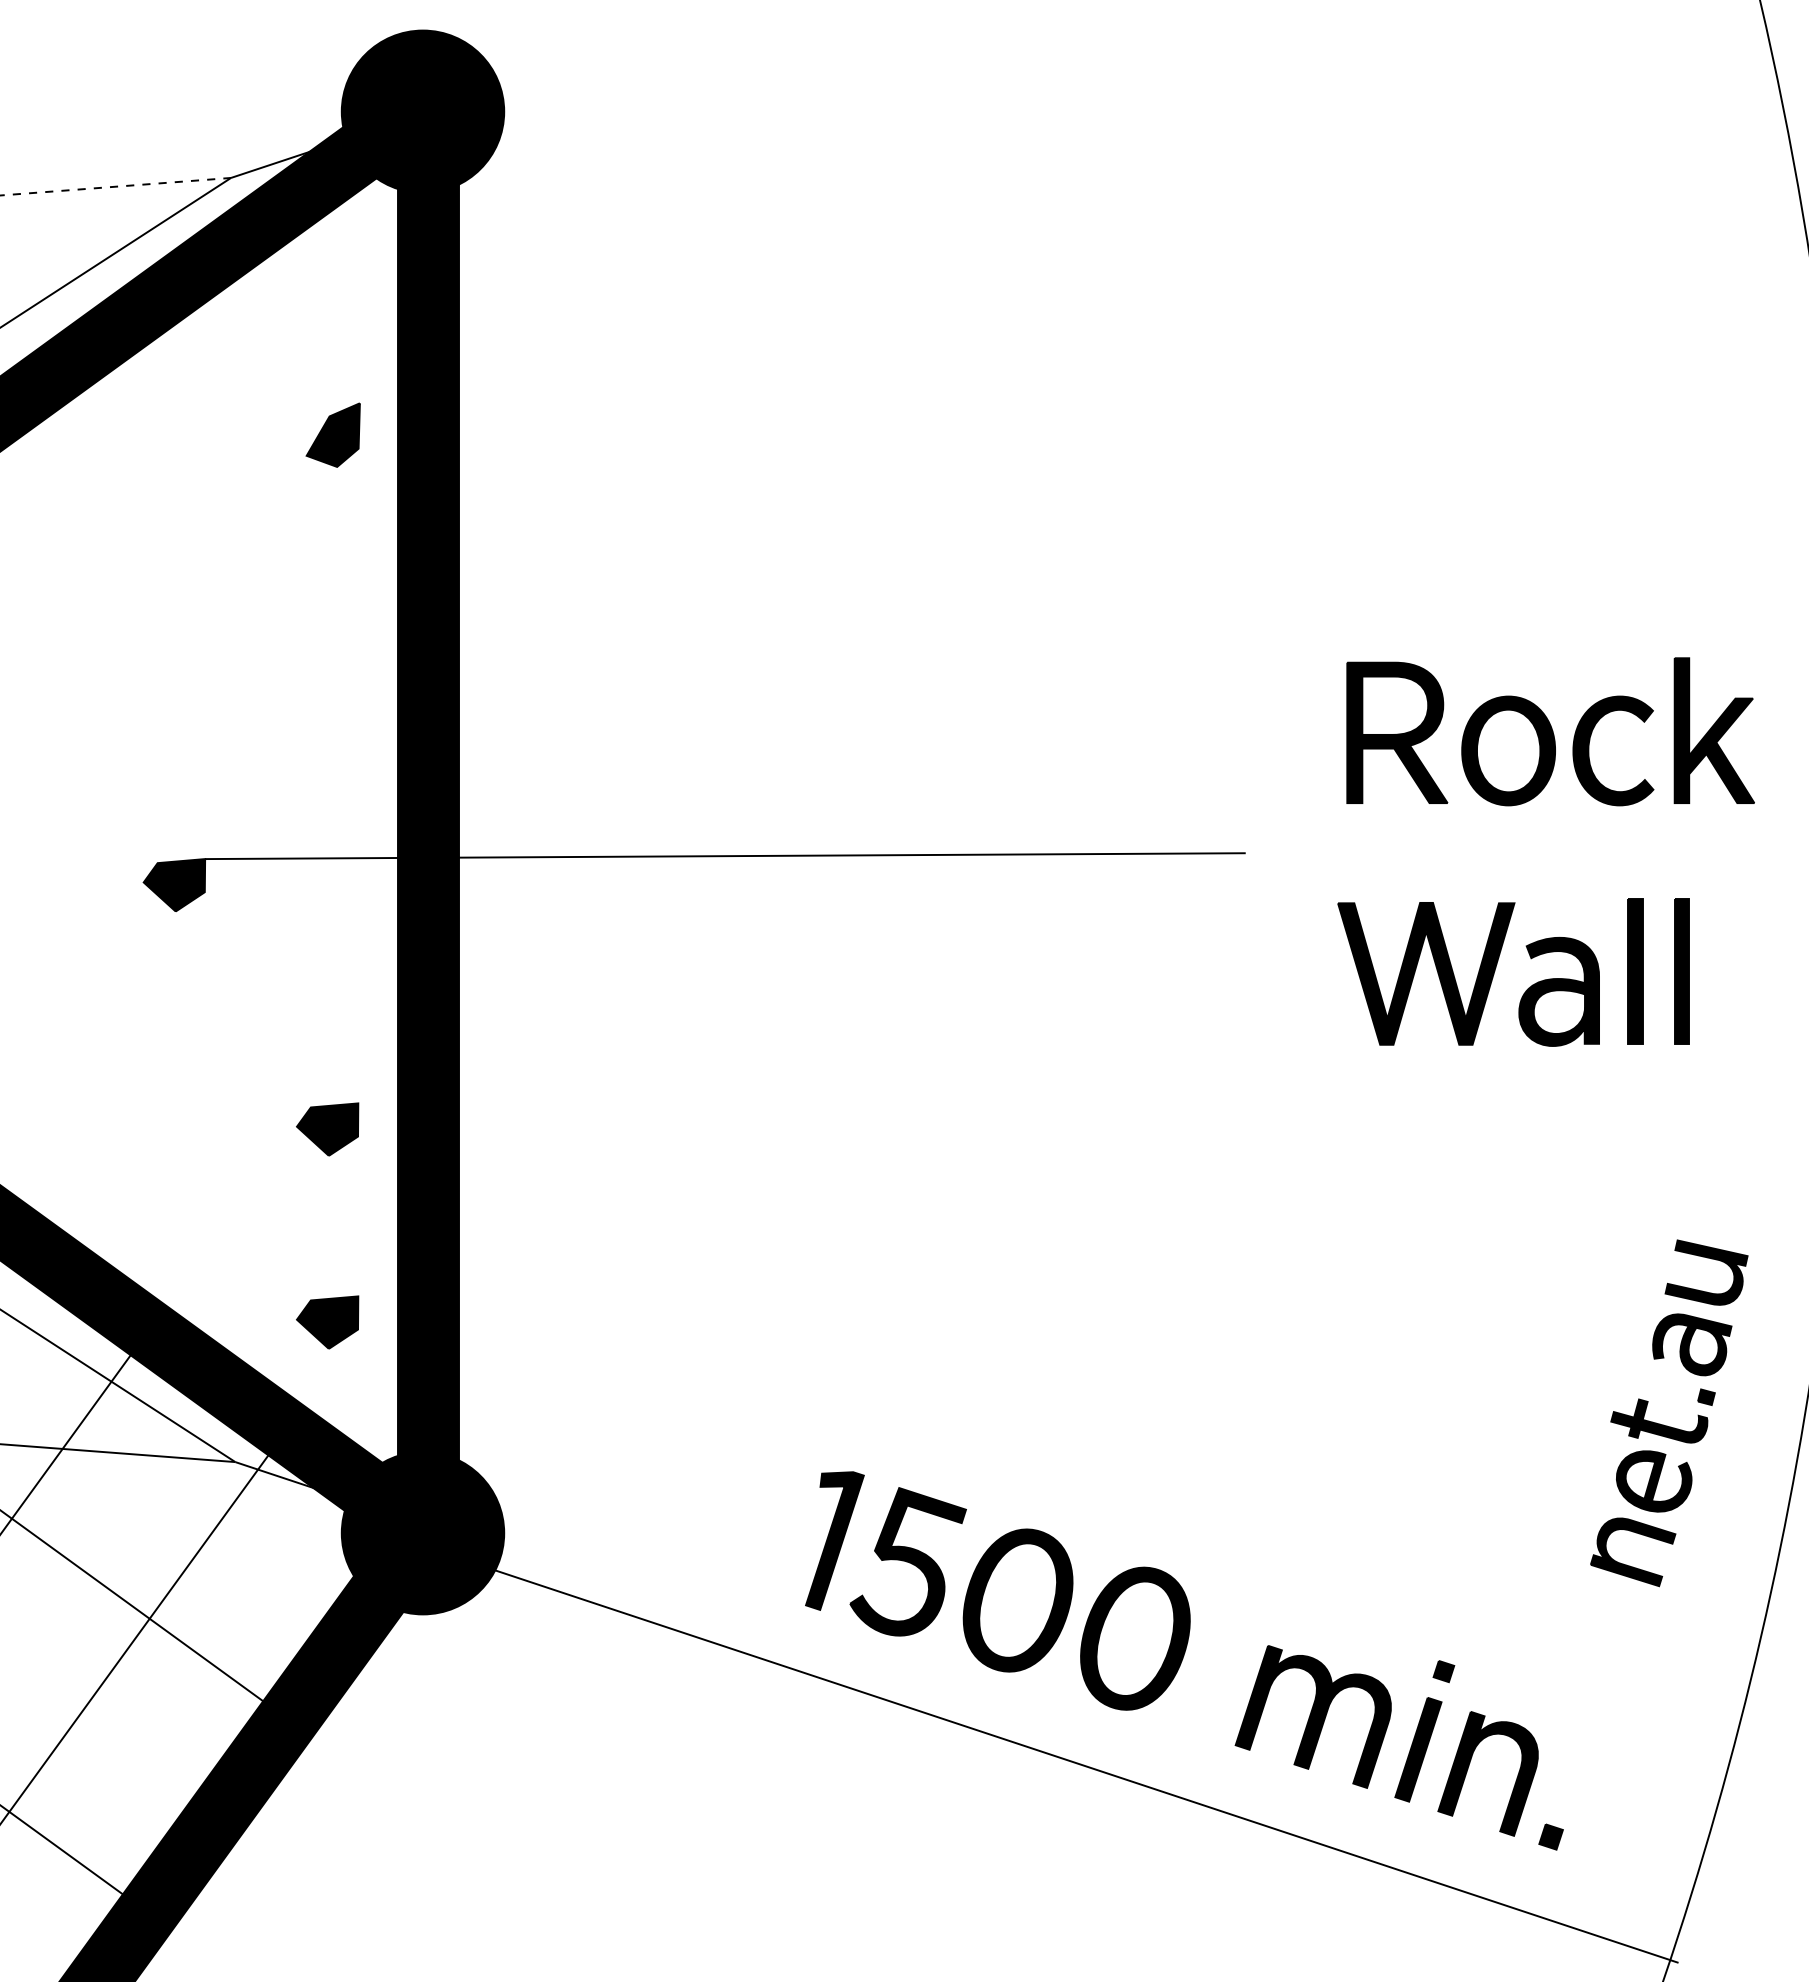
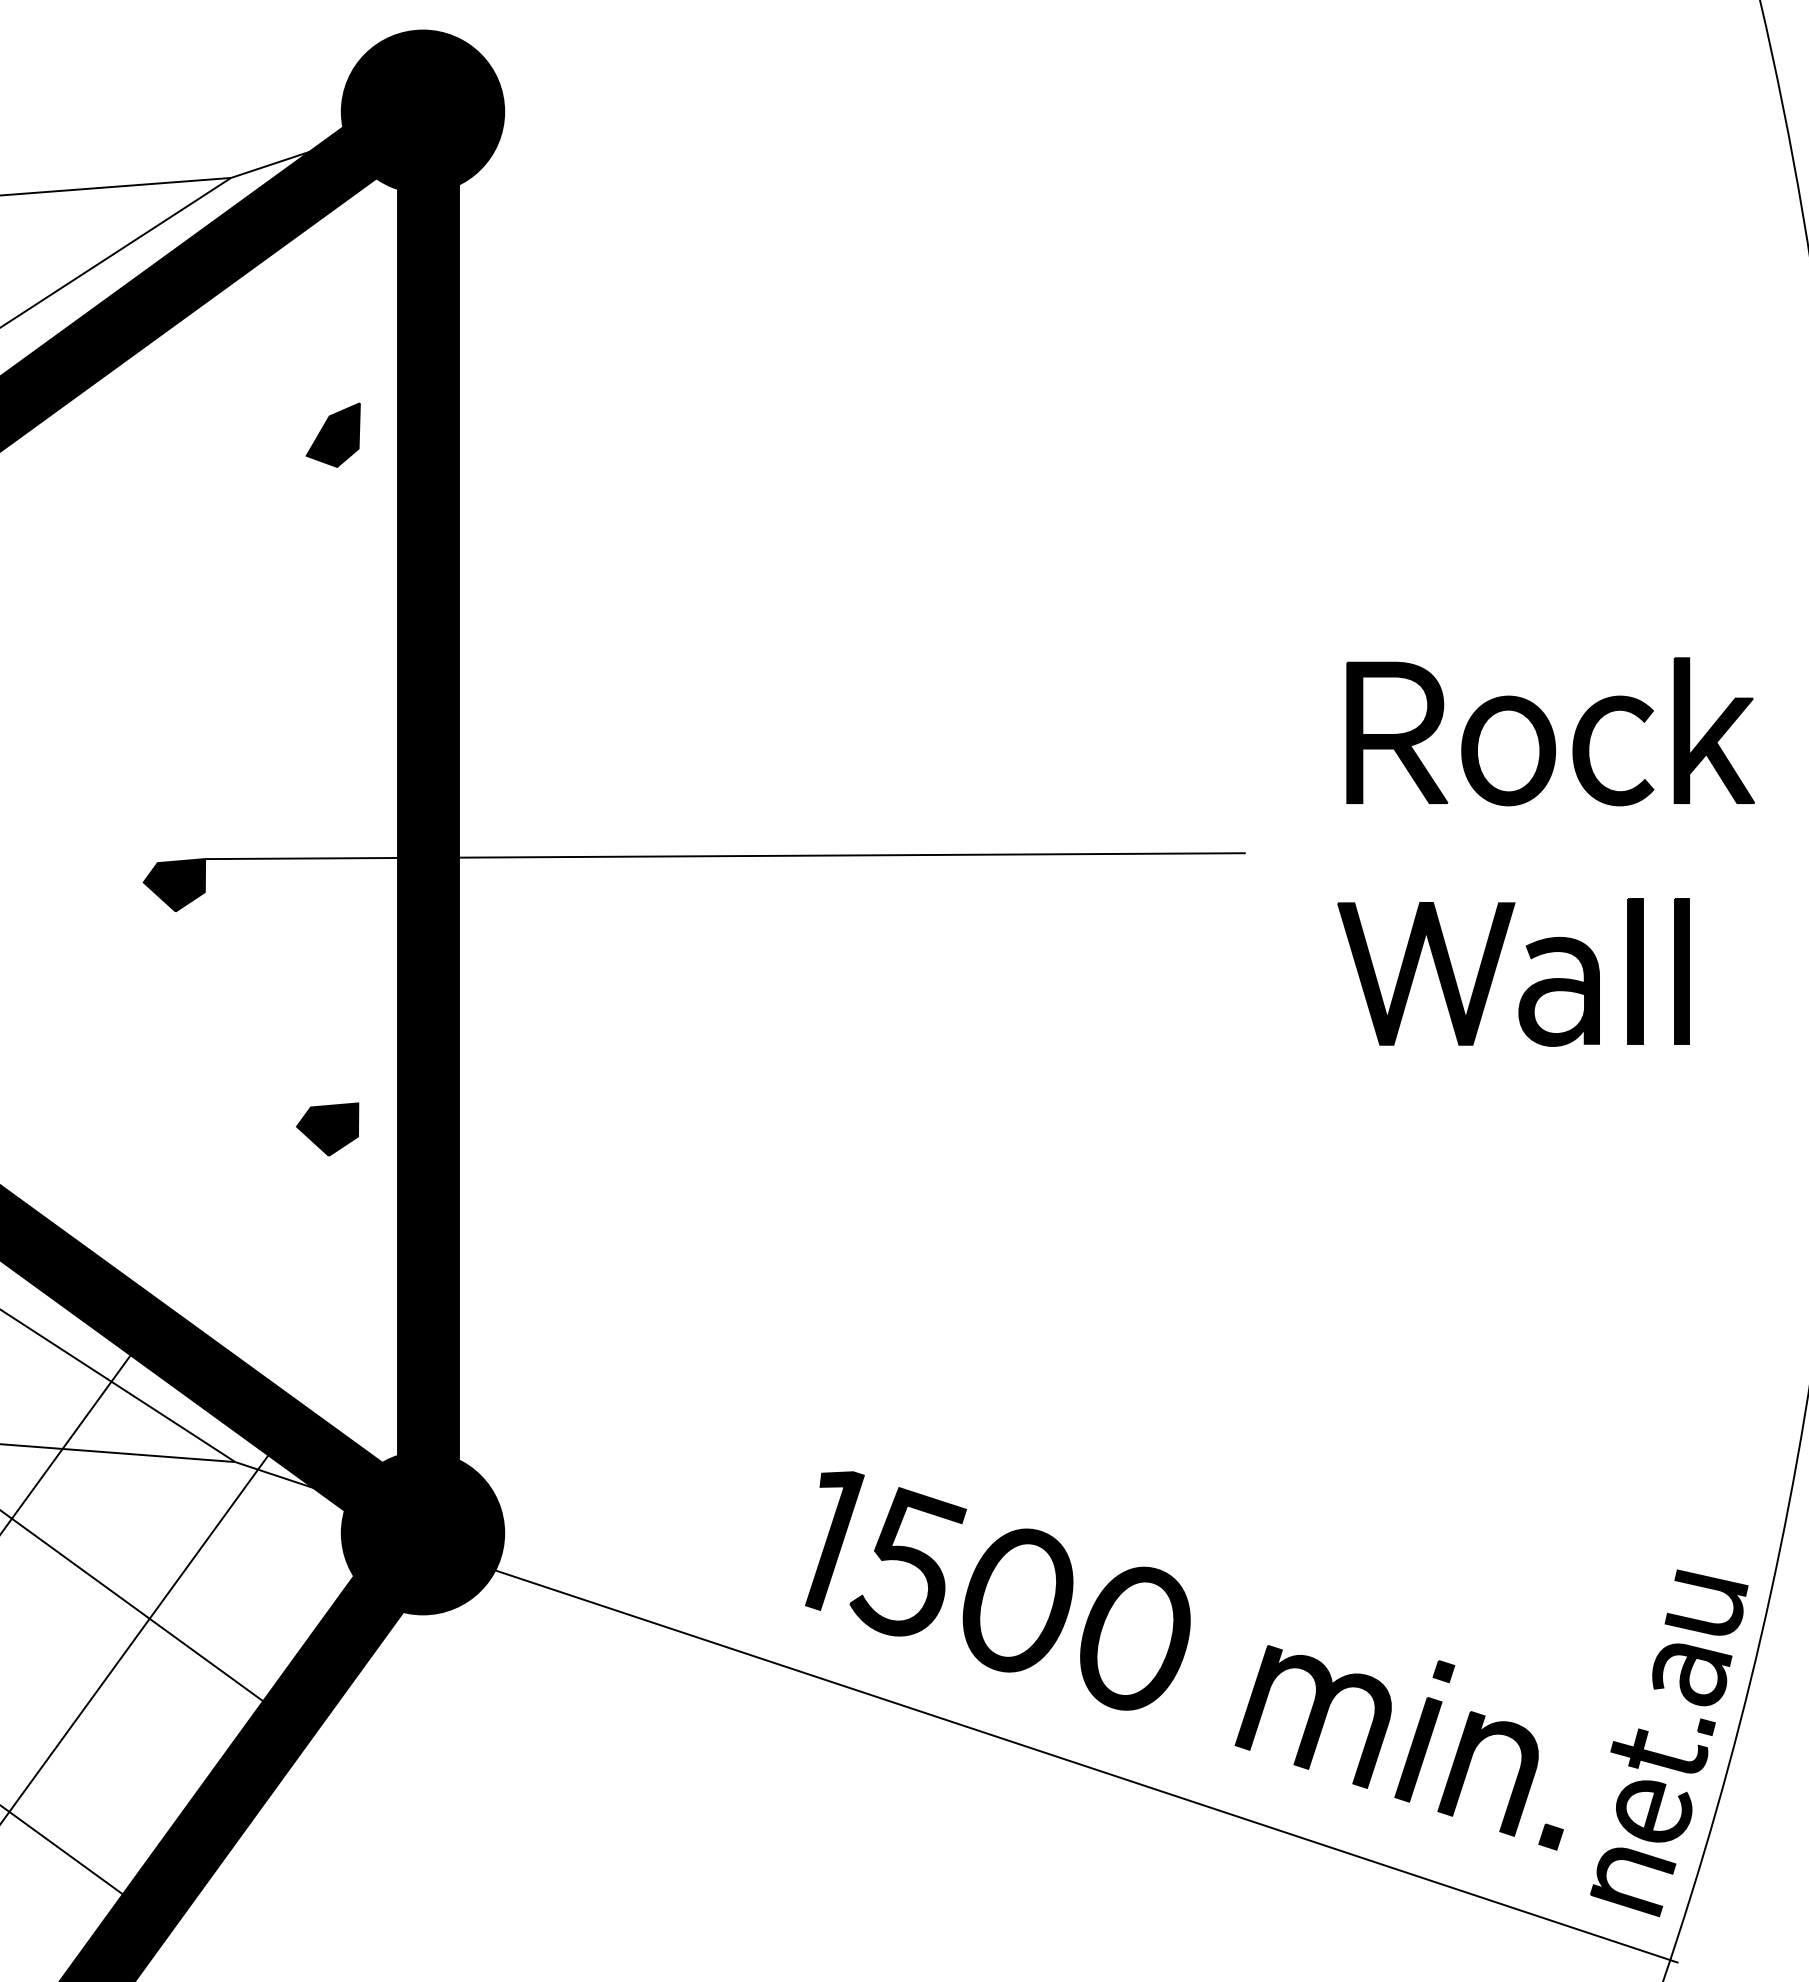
line: dashed -> solid (116, 186)
part: present -> none (327, 1322)
part position: (1667, 1425) -> (1667, 1755) (1667, 1755)
